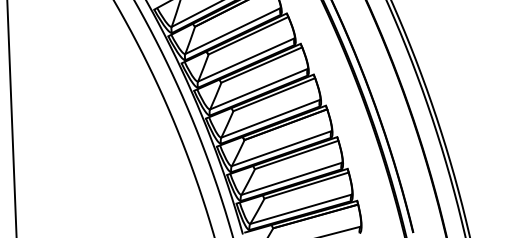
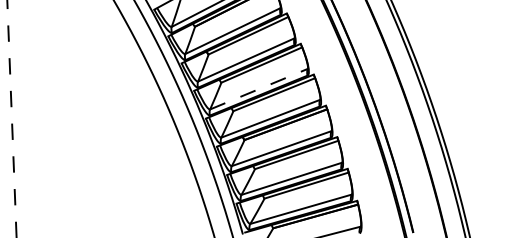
line: solid -> dashed (258, 89)
line: solid -> dashed (11, 119)
